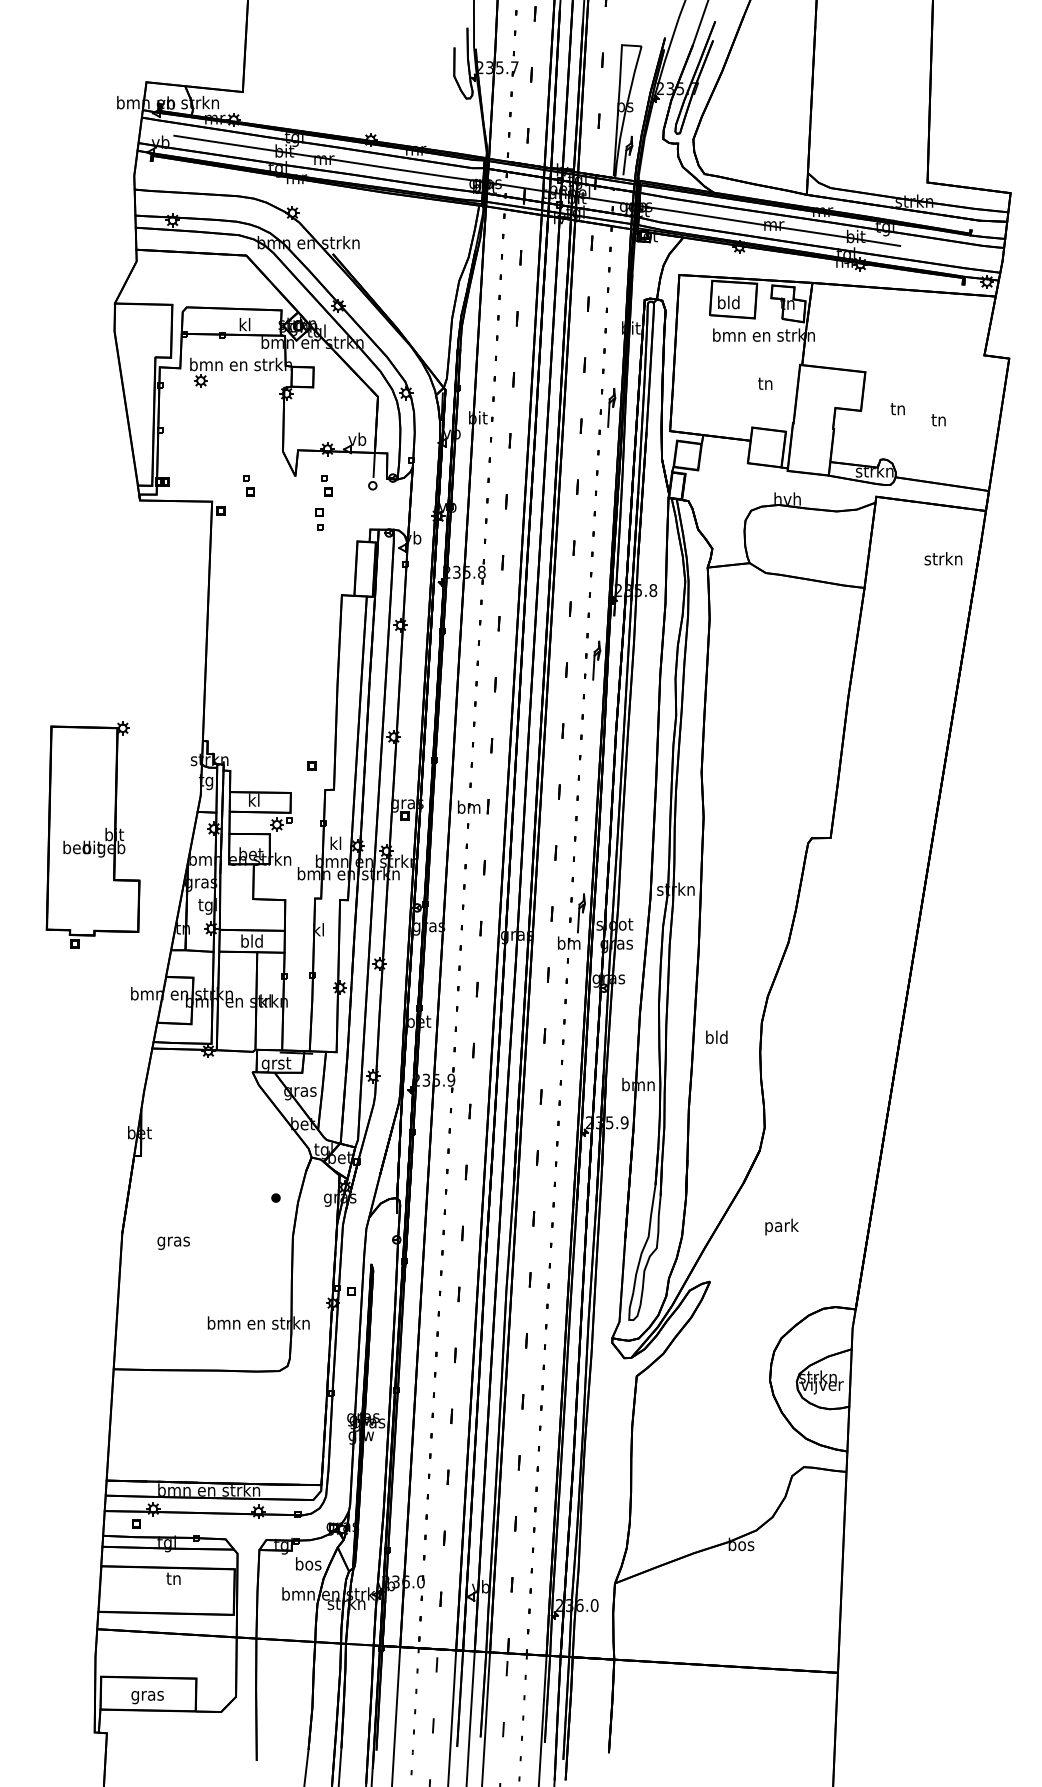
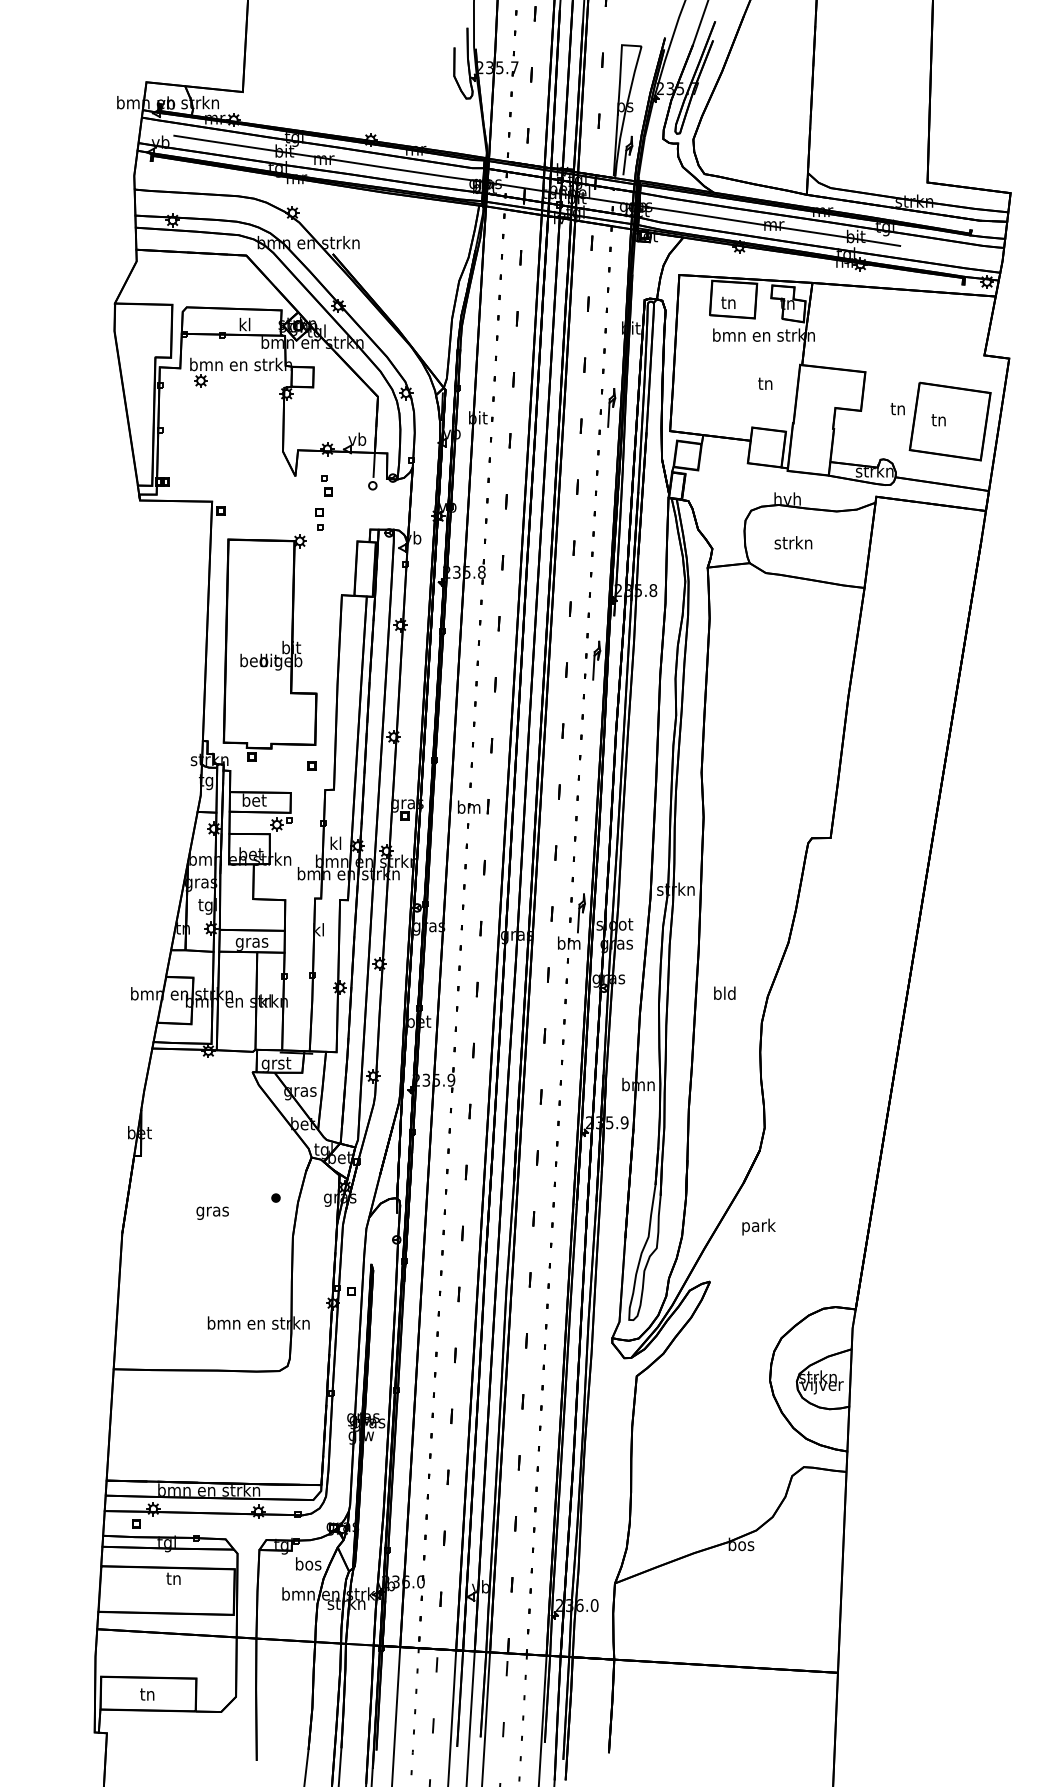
text: bld -> tn (728, 302)
part: none -> present (949, 421)
part: present -> none (248, 485)
text position: (943, 558) -> (793, 542) (793, 542)
text: kl -> bet (254, 799)
part position: (92, 834) -> (269, 647) (269, 647)
text: bld -> gras (251, 942)
text position: (716, 1036) -> (724, 992) (724, 992)
text position: (781, 1226) -> (758, 1226) (758, 1226)
text position: (173, 1242) -> (212, 1212) (212, 1212)
text: gras -> tn (147, 1696)
